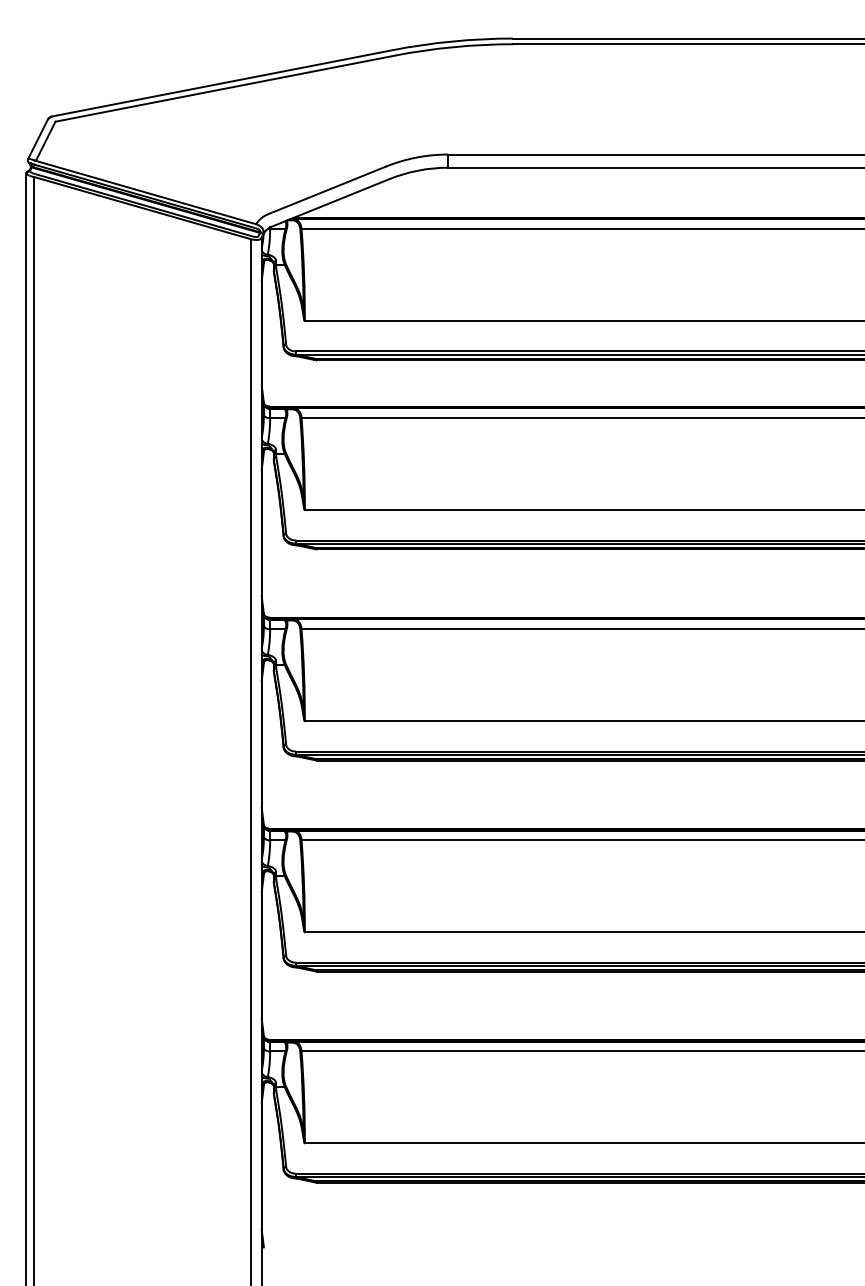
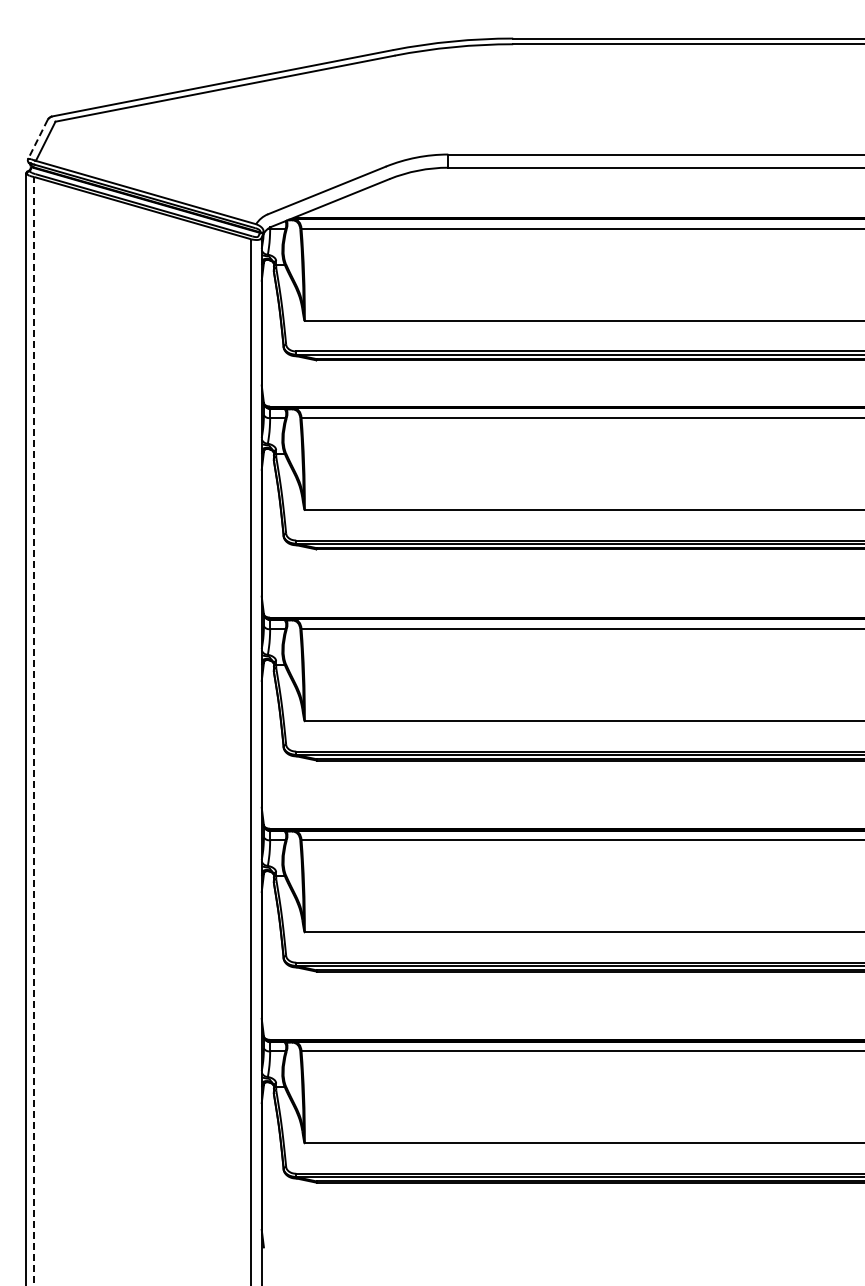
line: solid -> dashed (37, 139)
line: solid -> dashed (34, 730)
